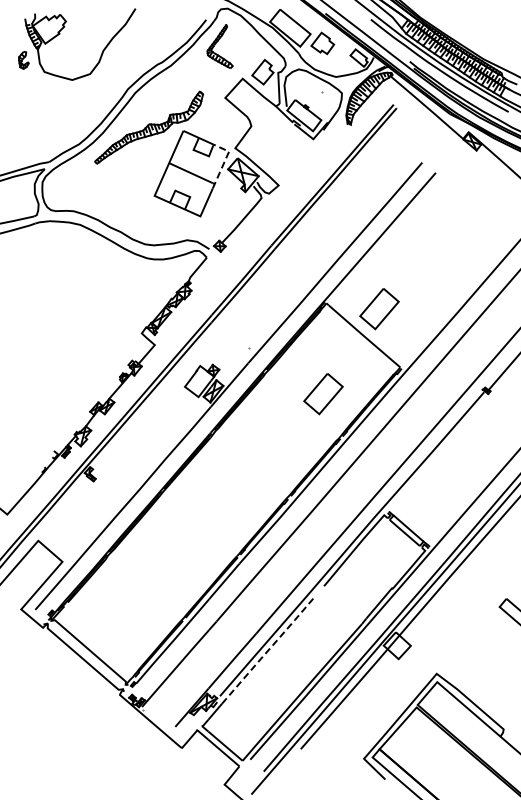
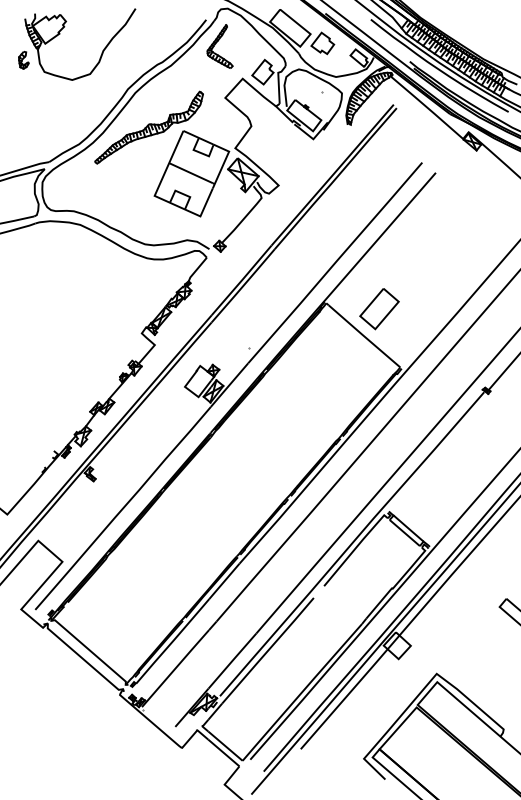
line: dashed -> solid (224, 161)
part: present -> none (323, 394)
line: dashed -> solid (268, 650)
